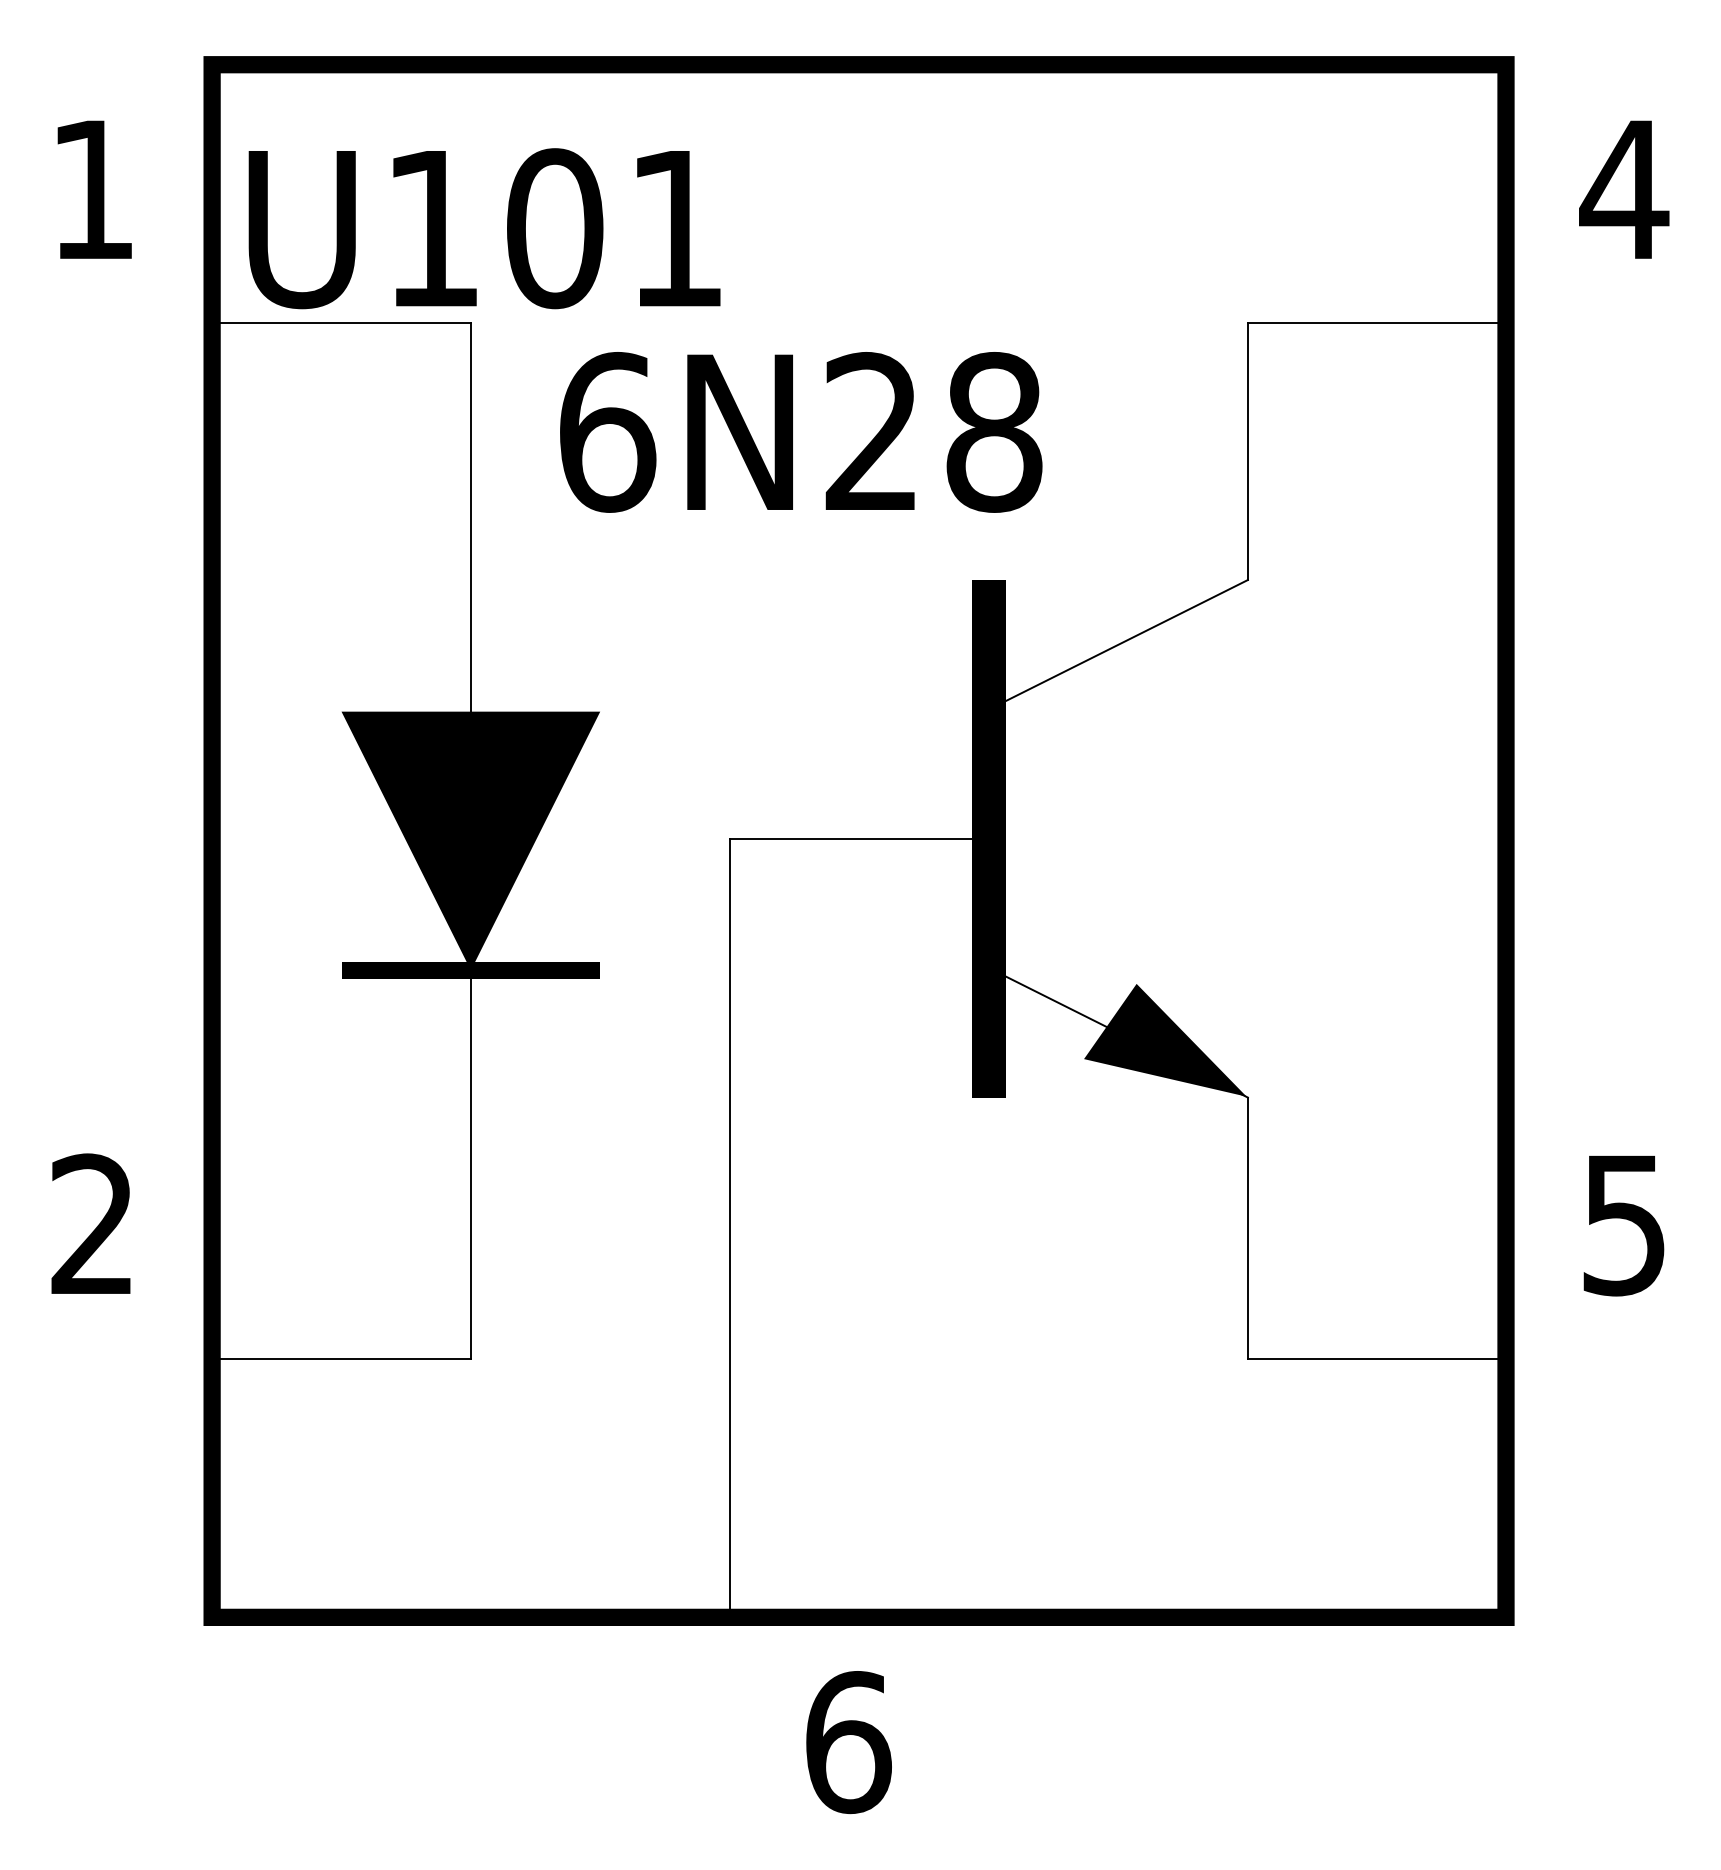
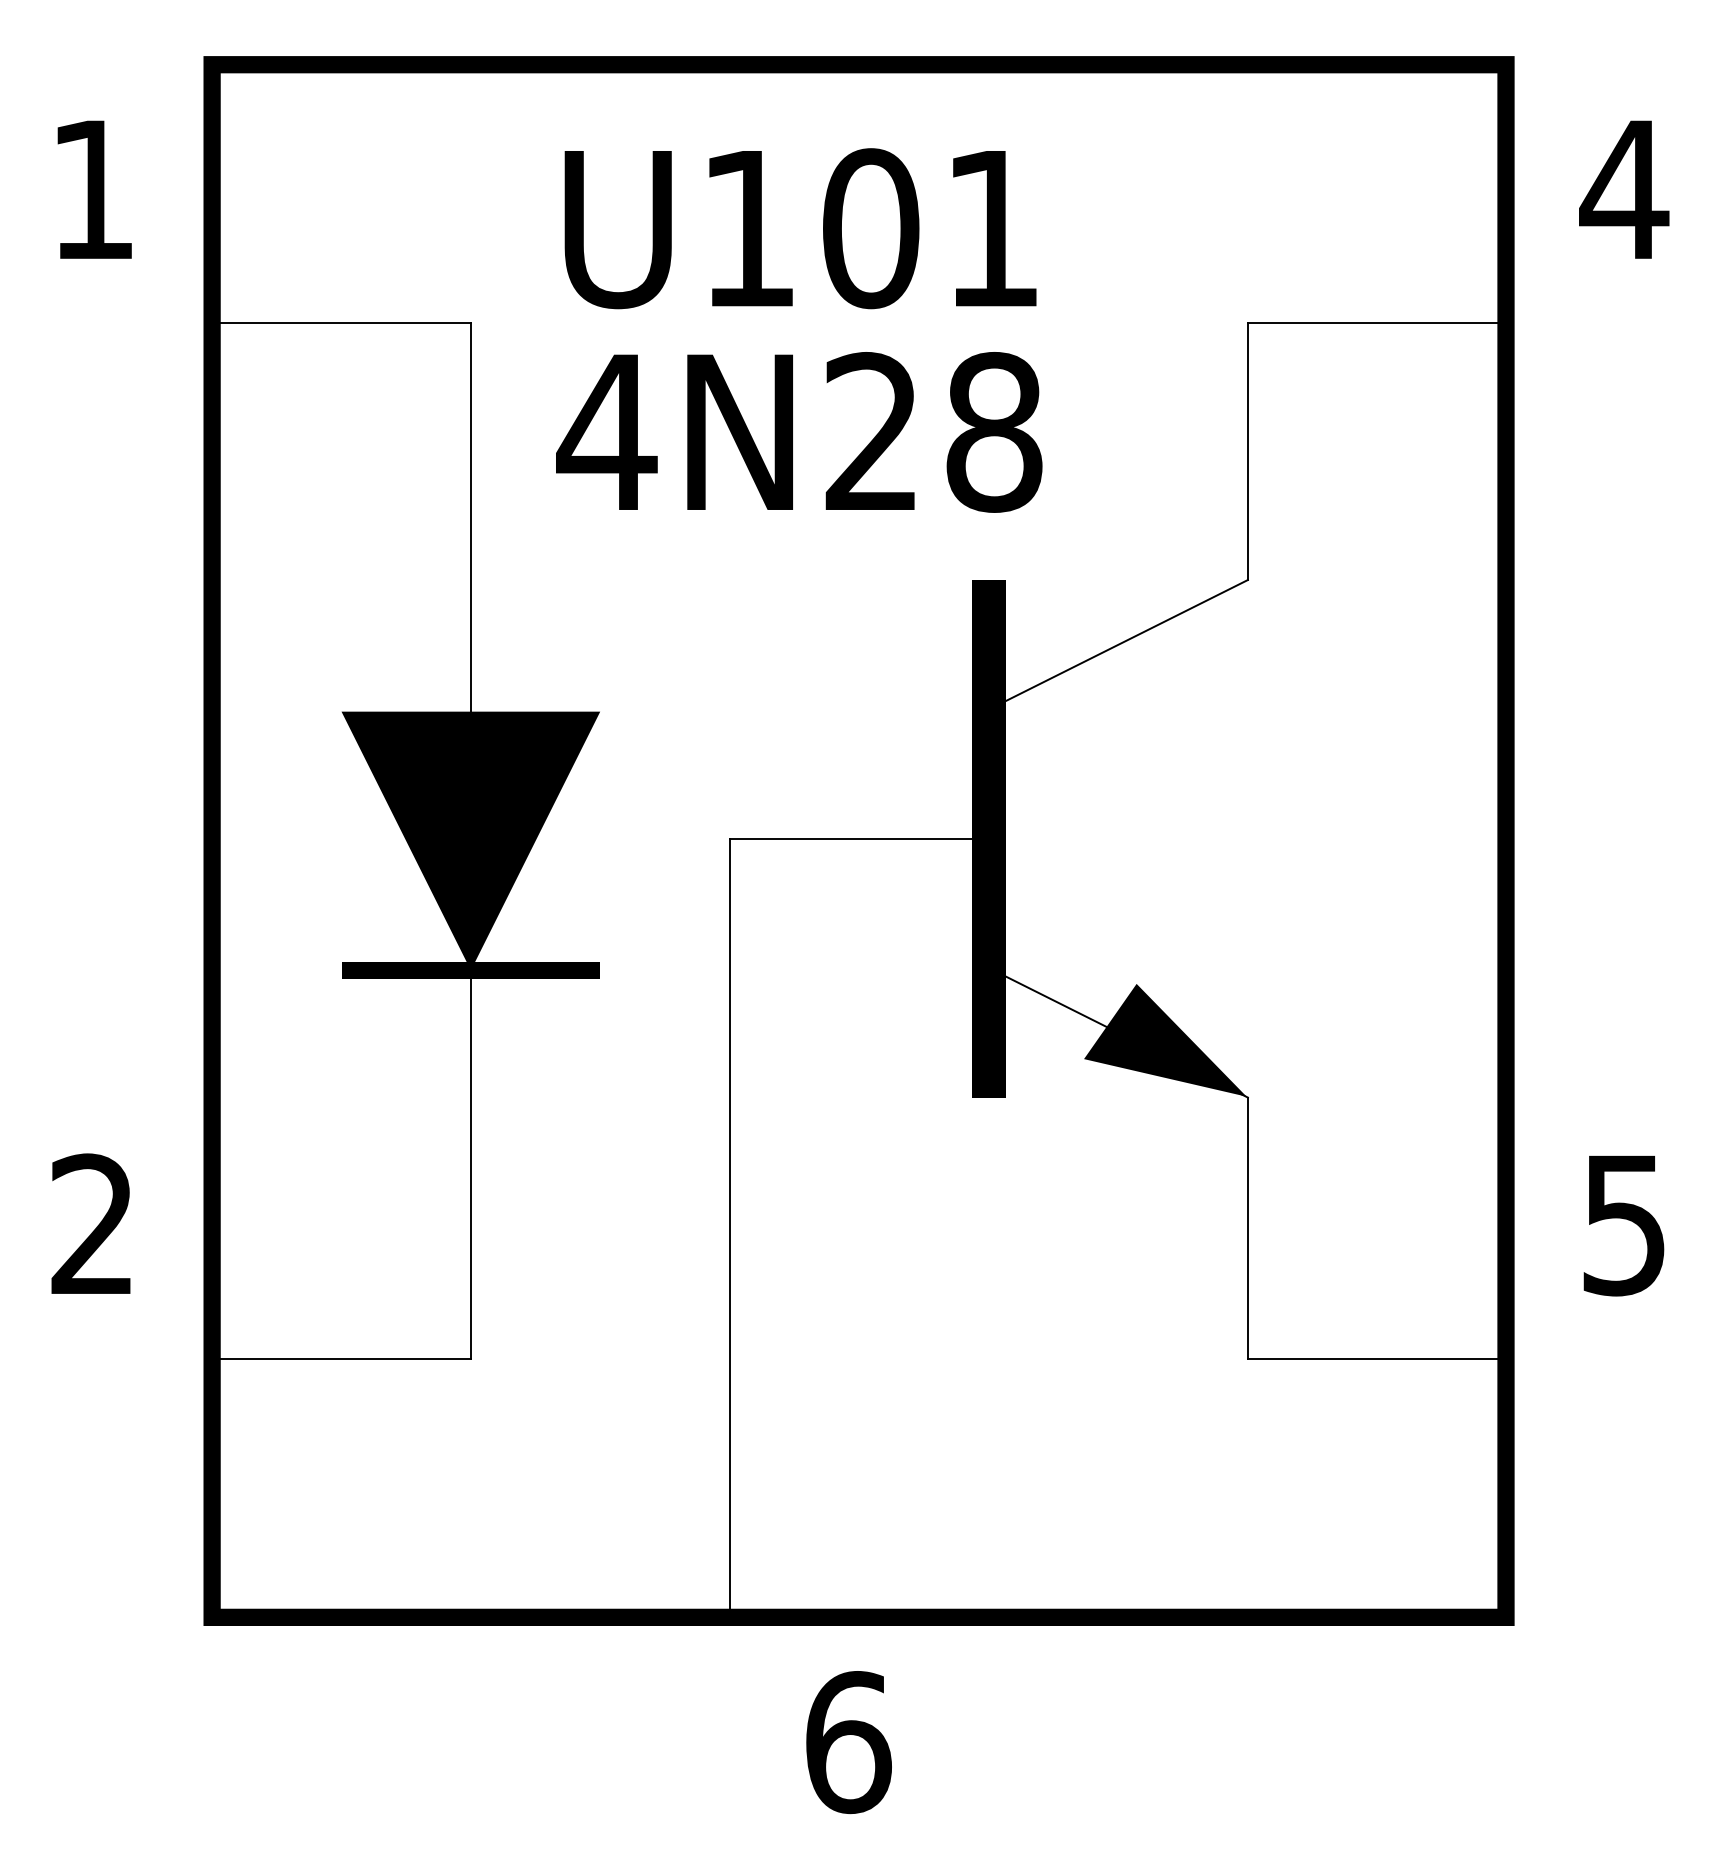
text position: (484, 228) -> (800, 228) (800, 228)
text: 6N28 -> 4N28 (606, 432)
